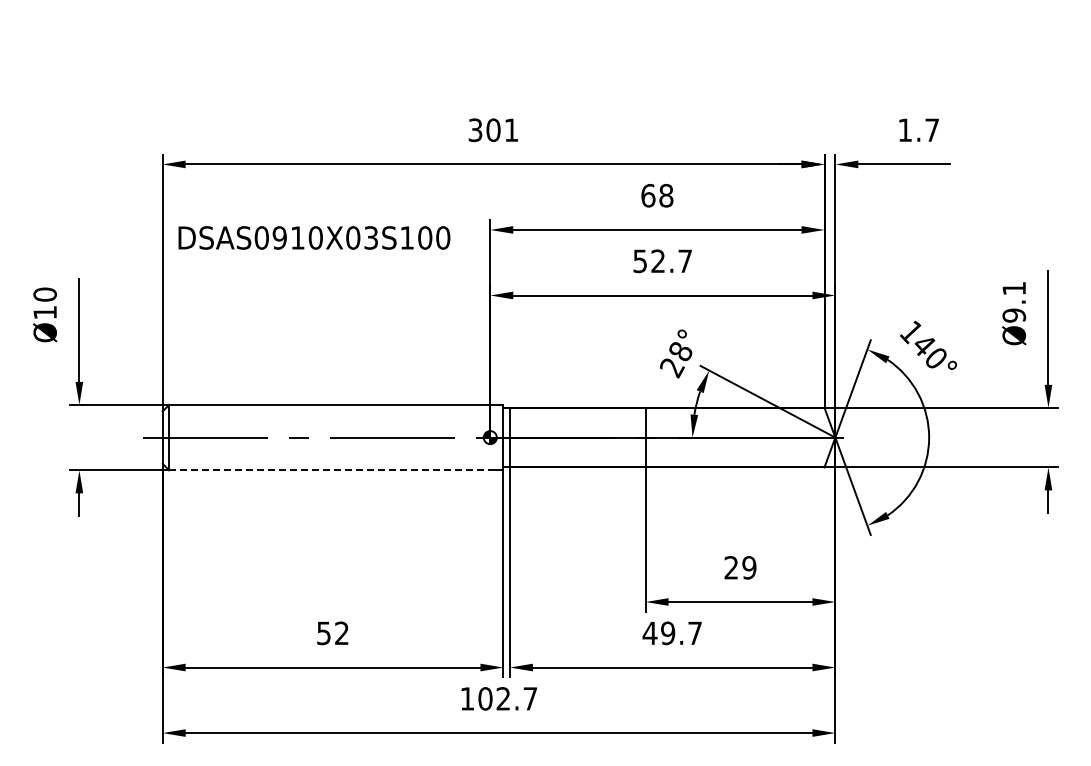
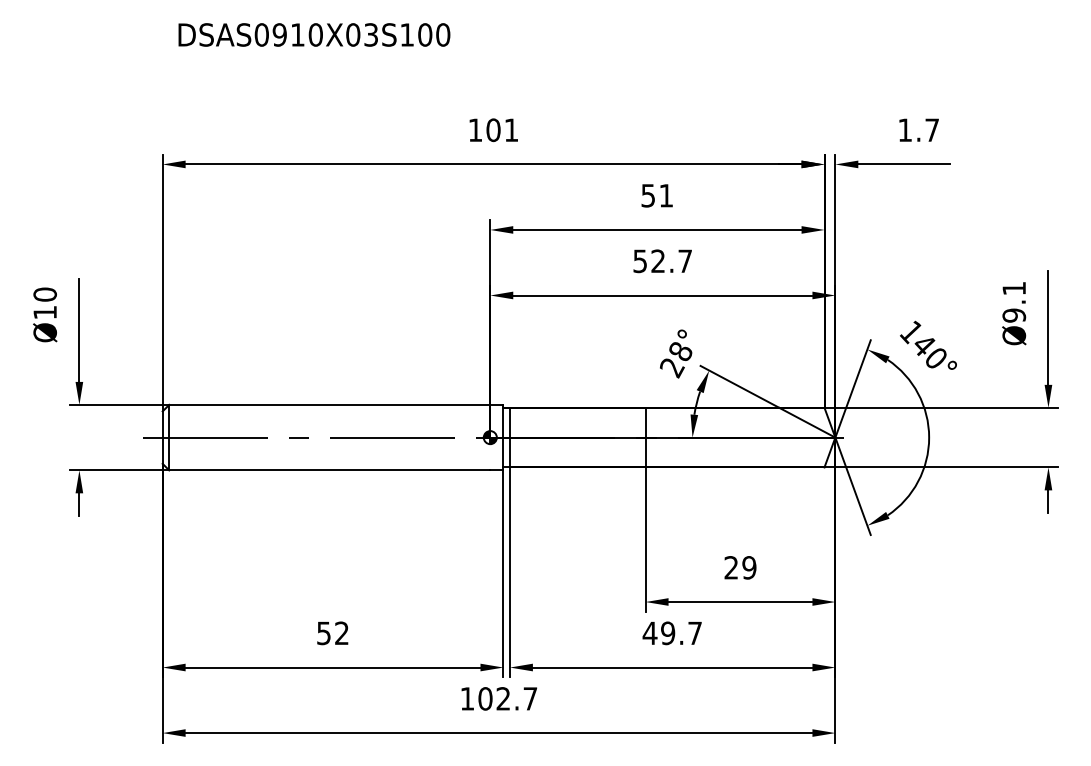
text: 301 -> 101 (475, 130)
text: 68 -> 51 (657, 195)
text position: (314, 237) -> (314, 34) (314, 34)
line: dashed -> solid (329, 470)
